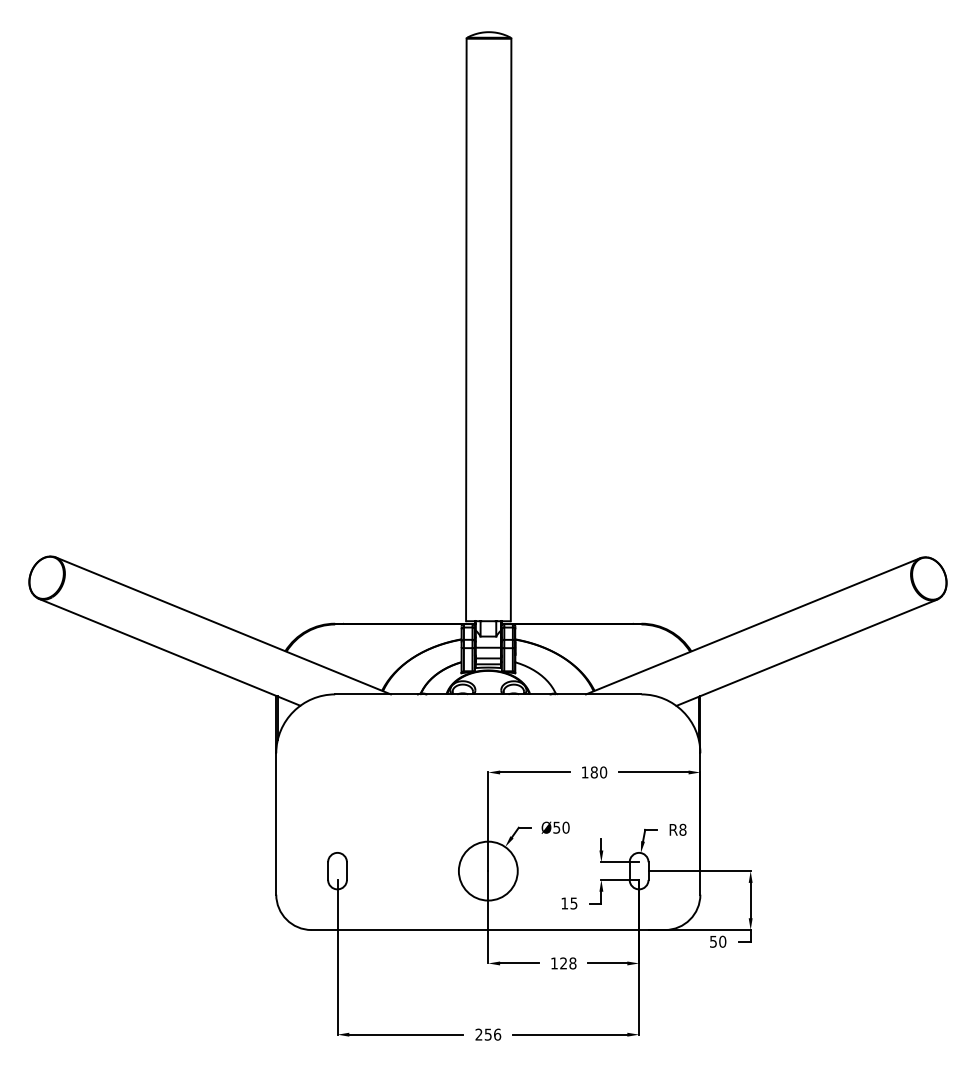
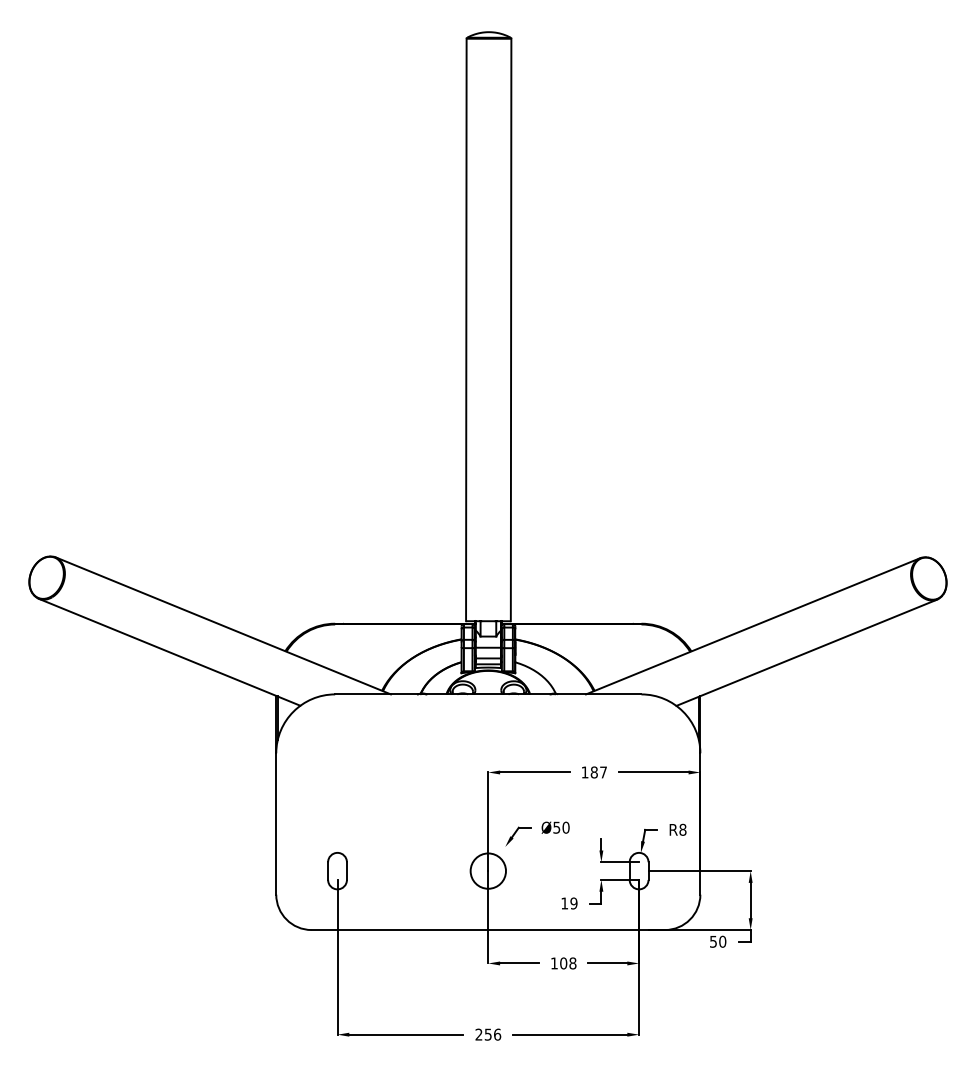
text: 180 -> 187 (603, 772)
circle diameter: 59 px -> 35 px (487, 870)
text: 15 -> 19 (573, 903)
text: 128 -> 108 (563, 963)
